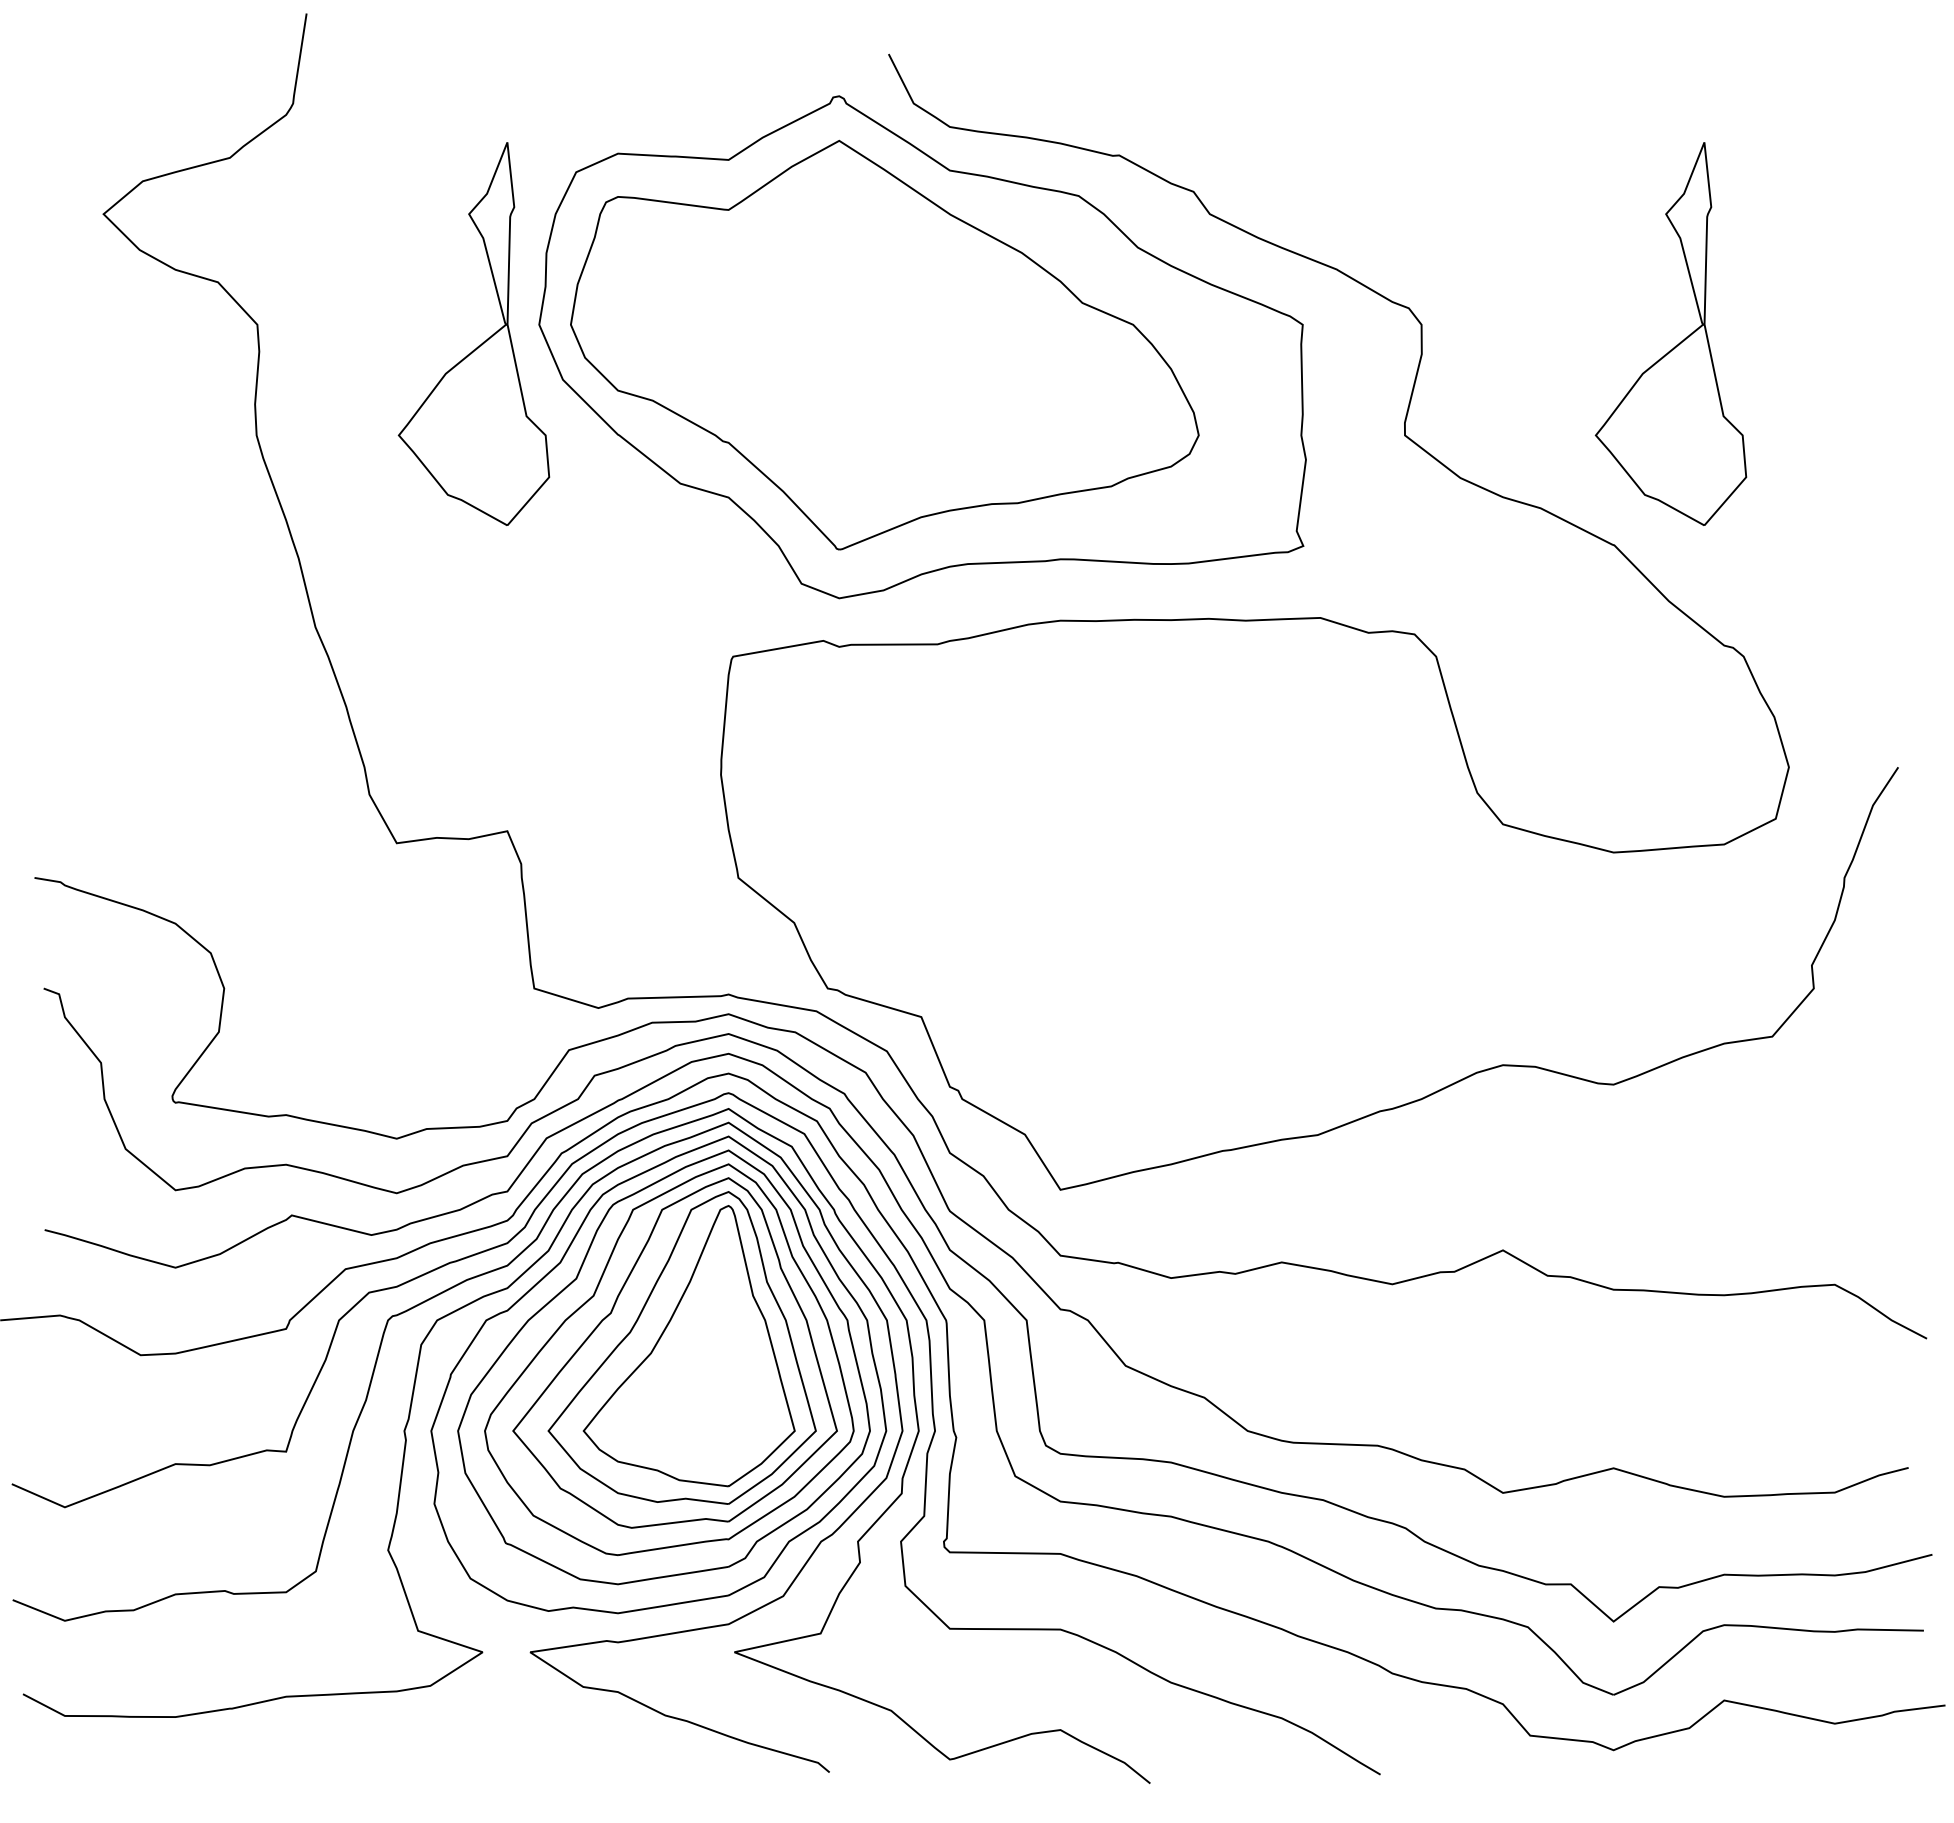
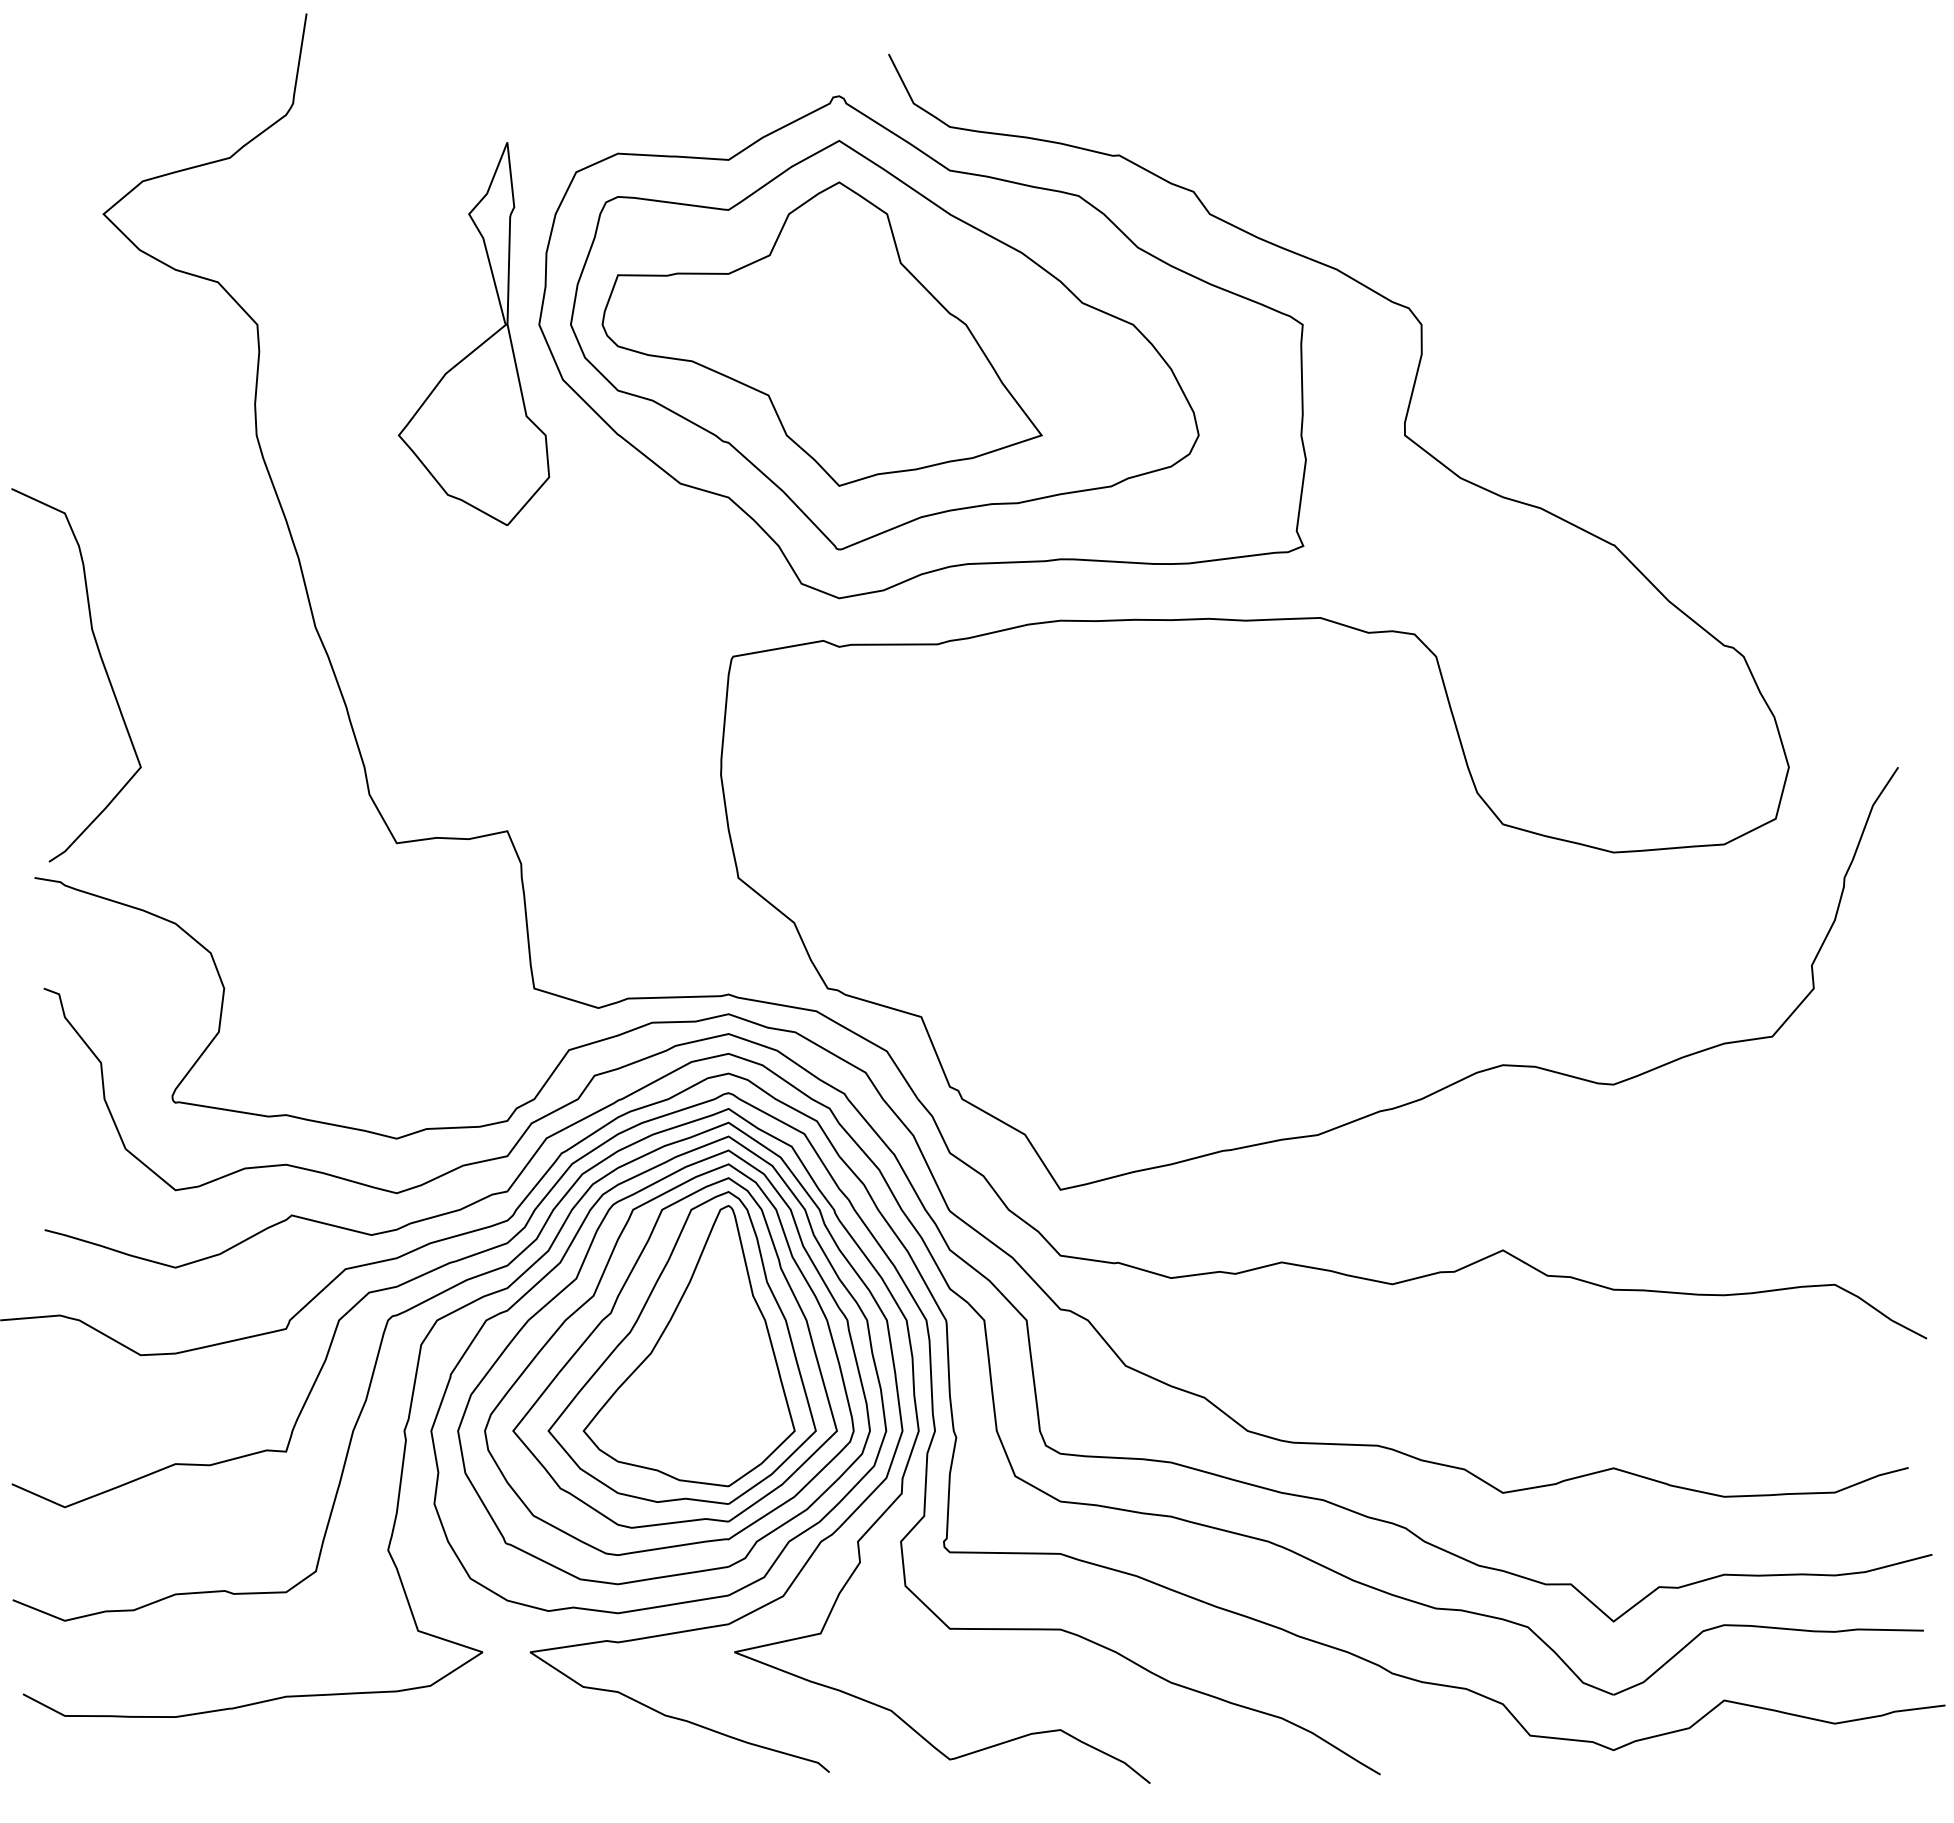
part: none -> present (821, 333)
part: present -> none (1679, 342)
curve: none -> present (103, 667)
